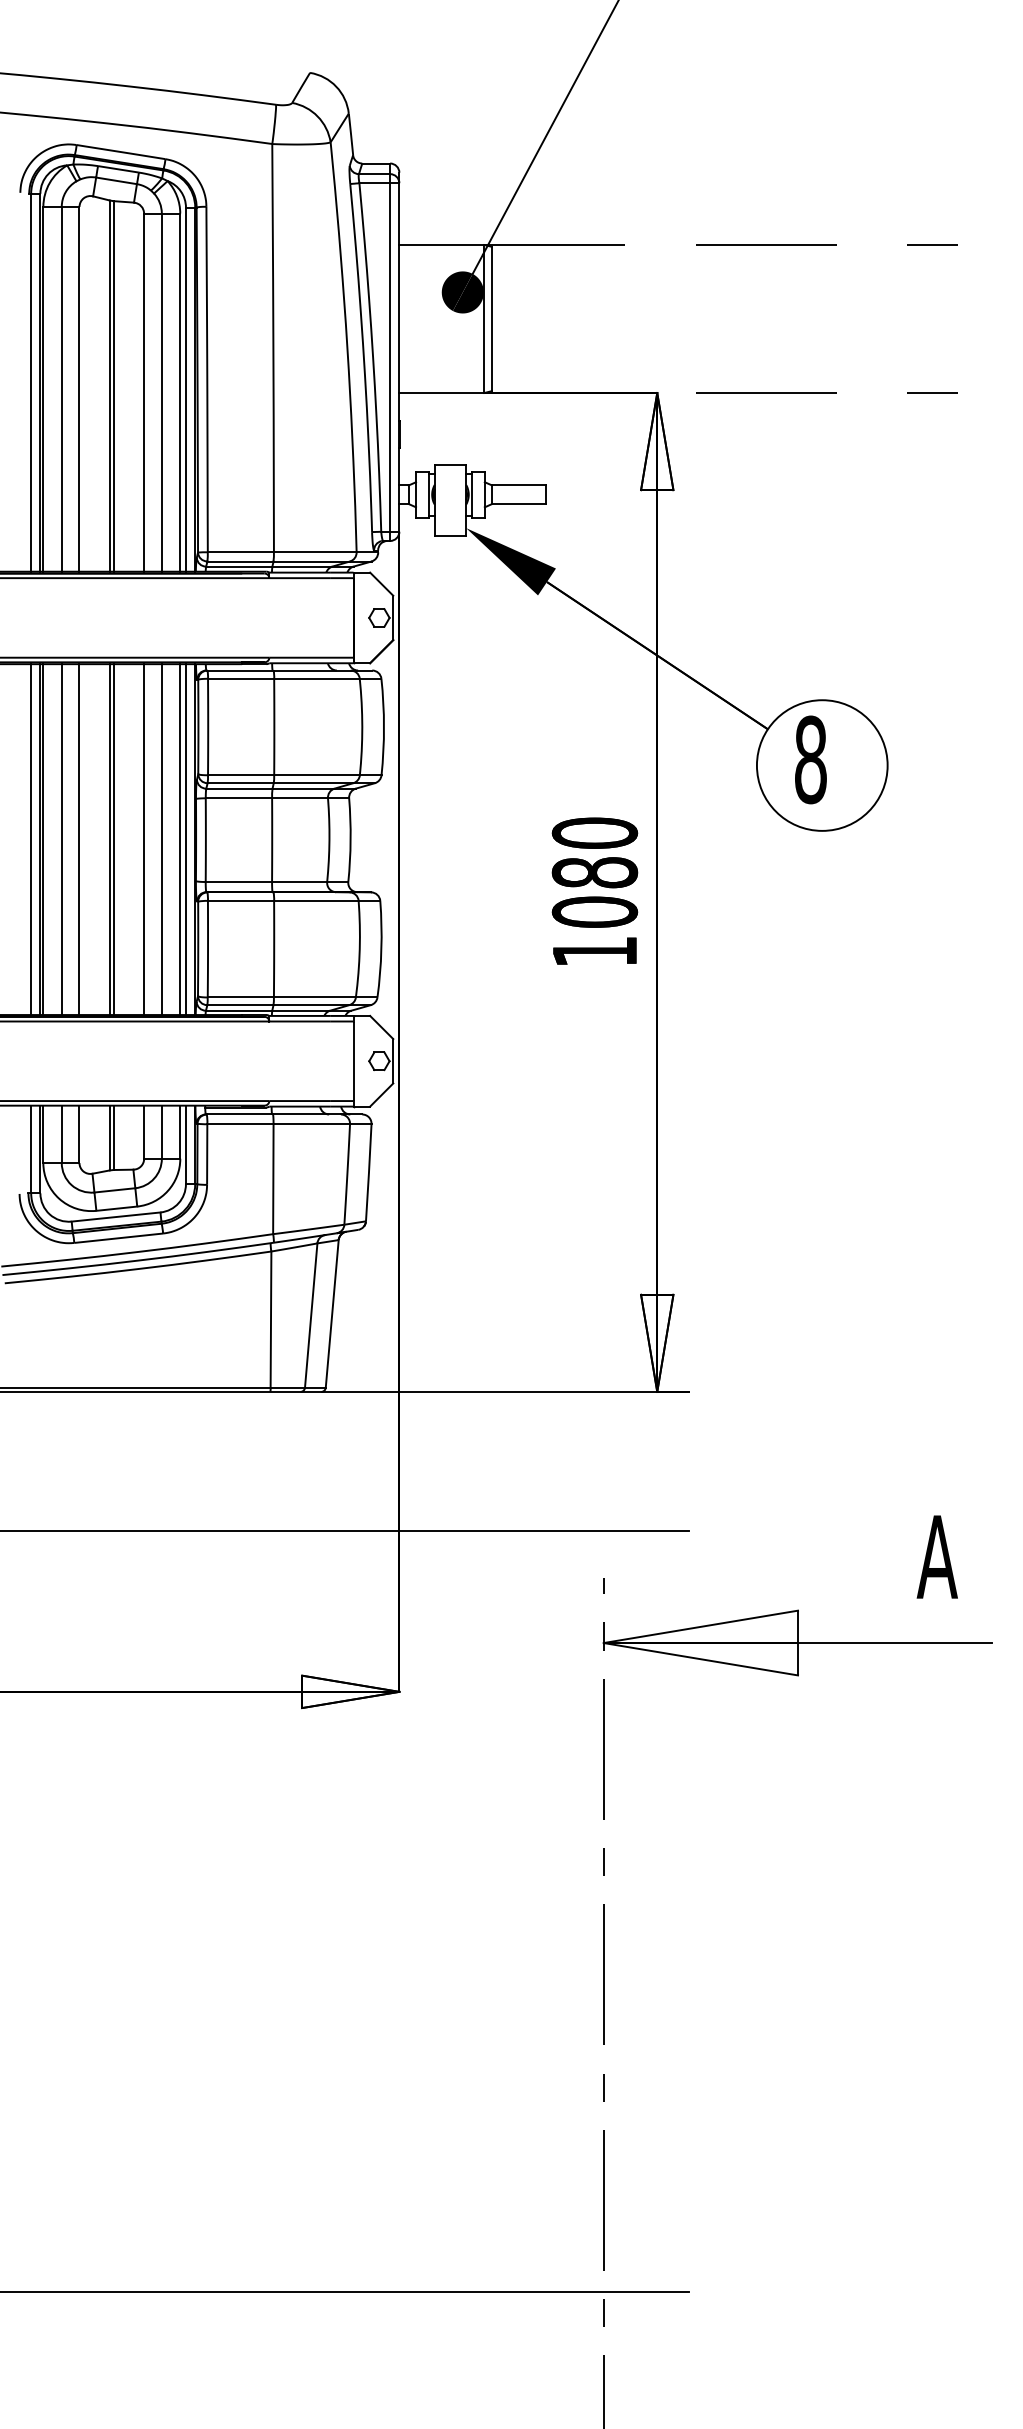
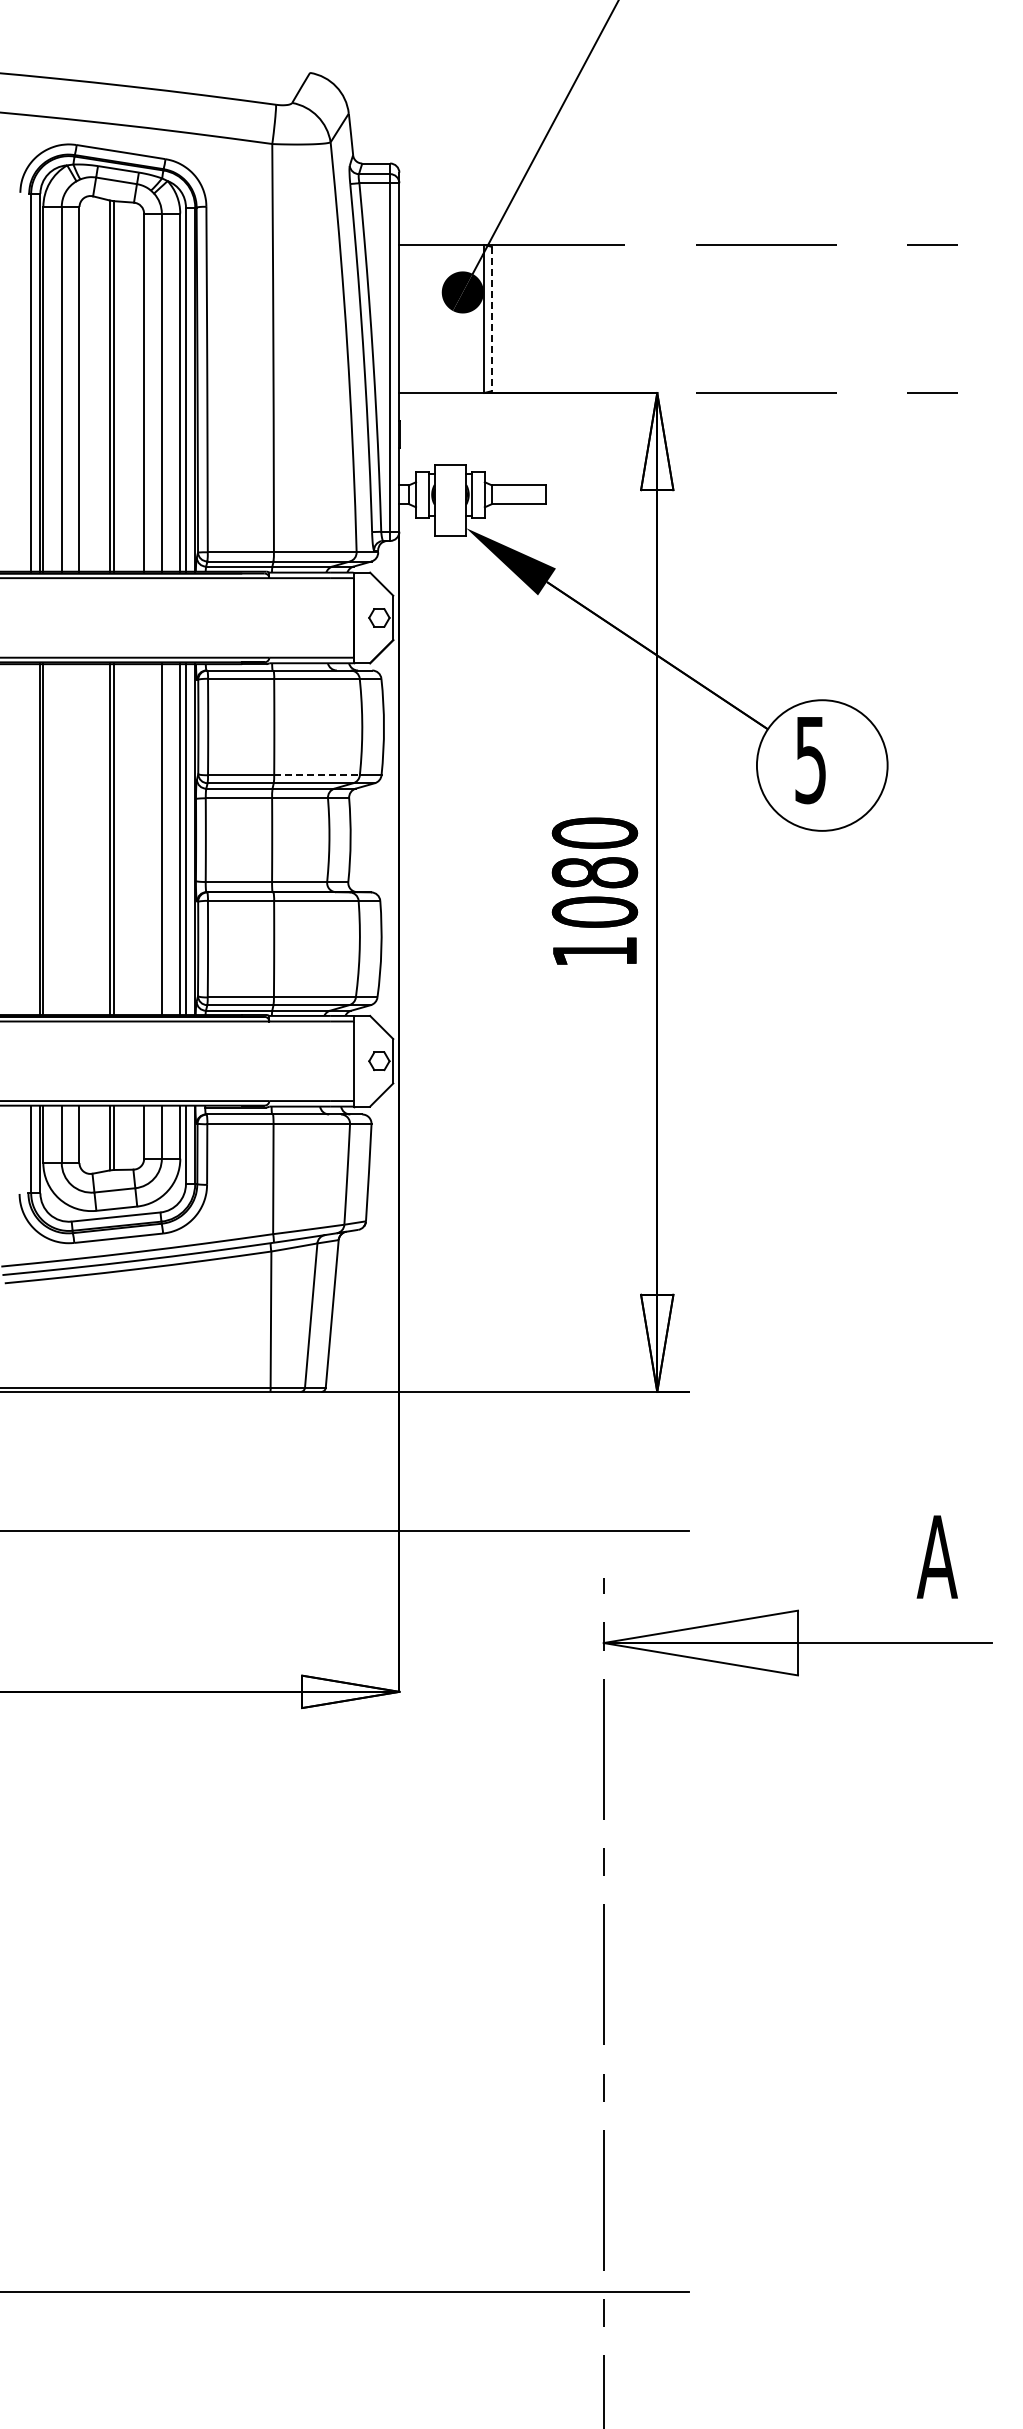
line: solid -> dashed (491, 319)
text: 8 -> 5 (810, 759)
line: solid -> dashed (317, 775)
line: present -> none (31, 839)
line: present -> none (61, 839)
line: present -> none (79, 839)
line: present -> none (144, 839)
